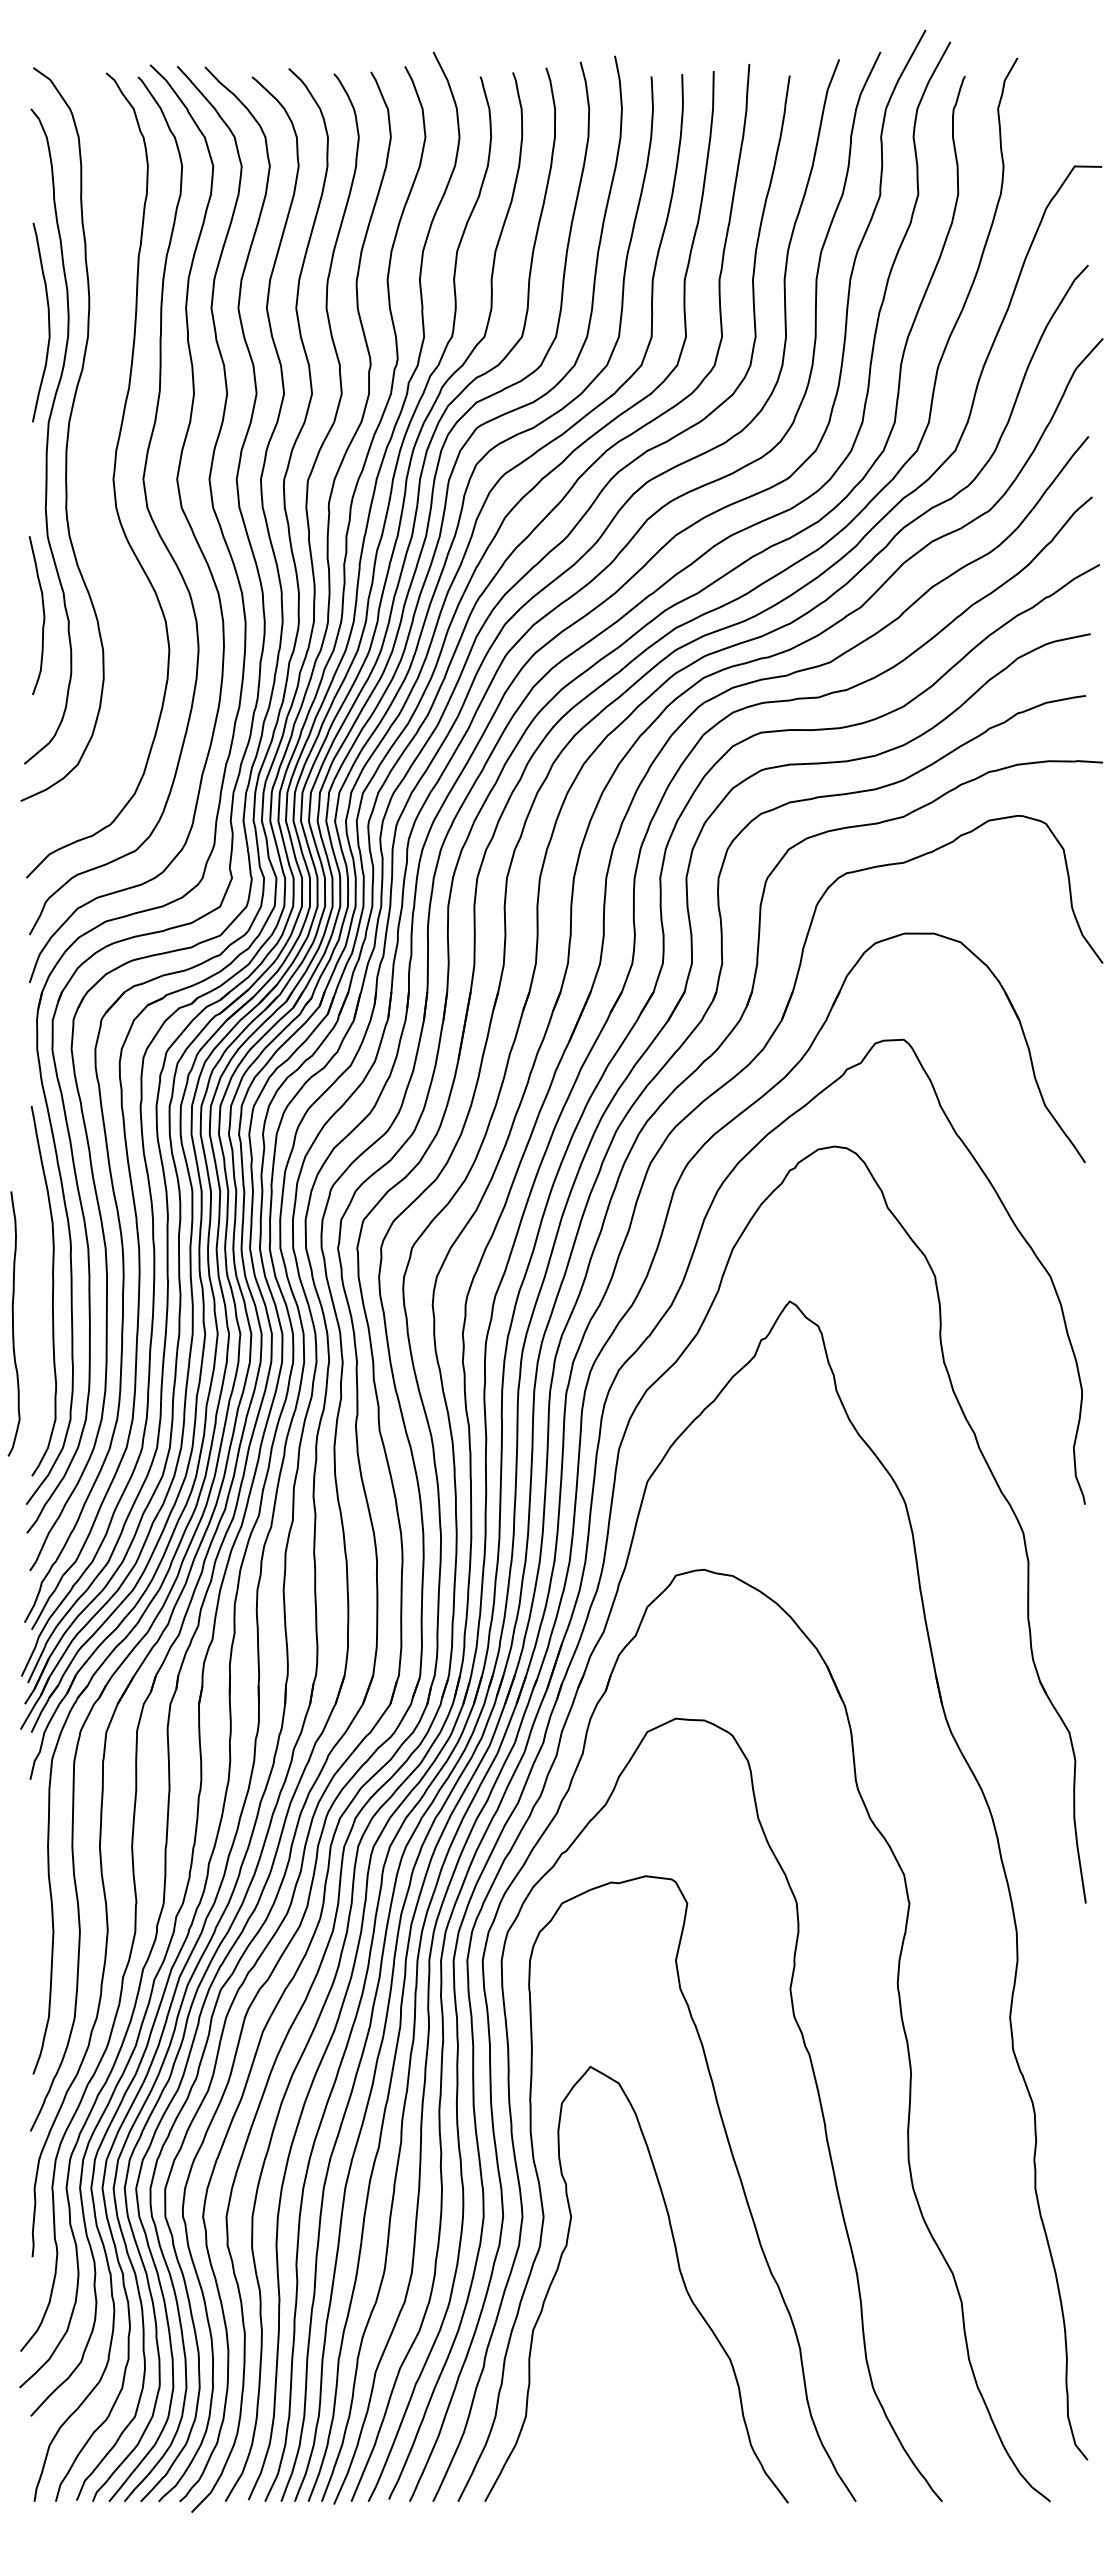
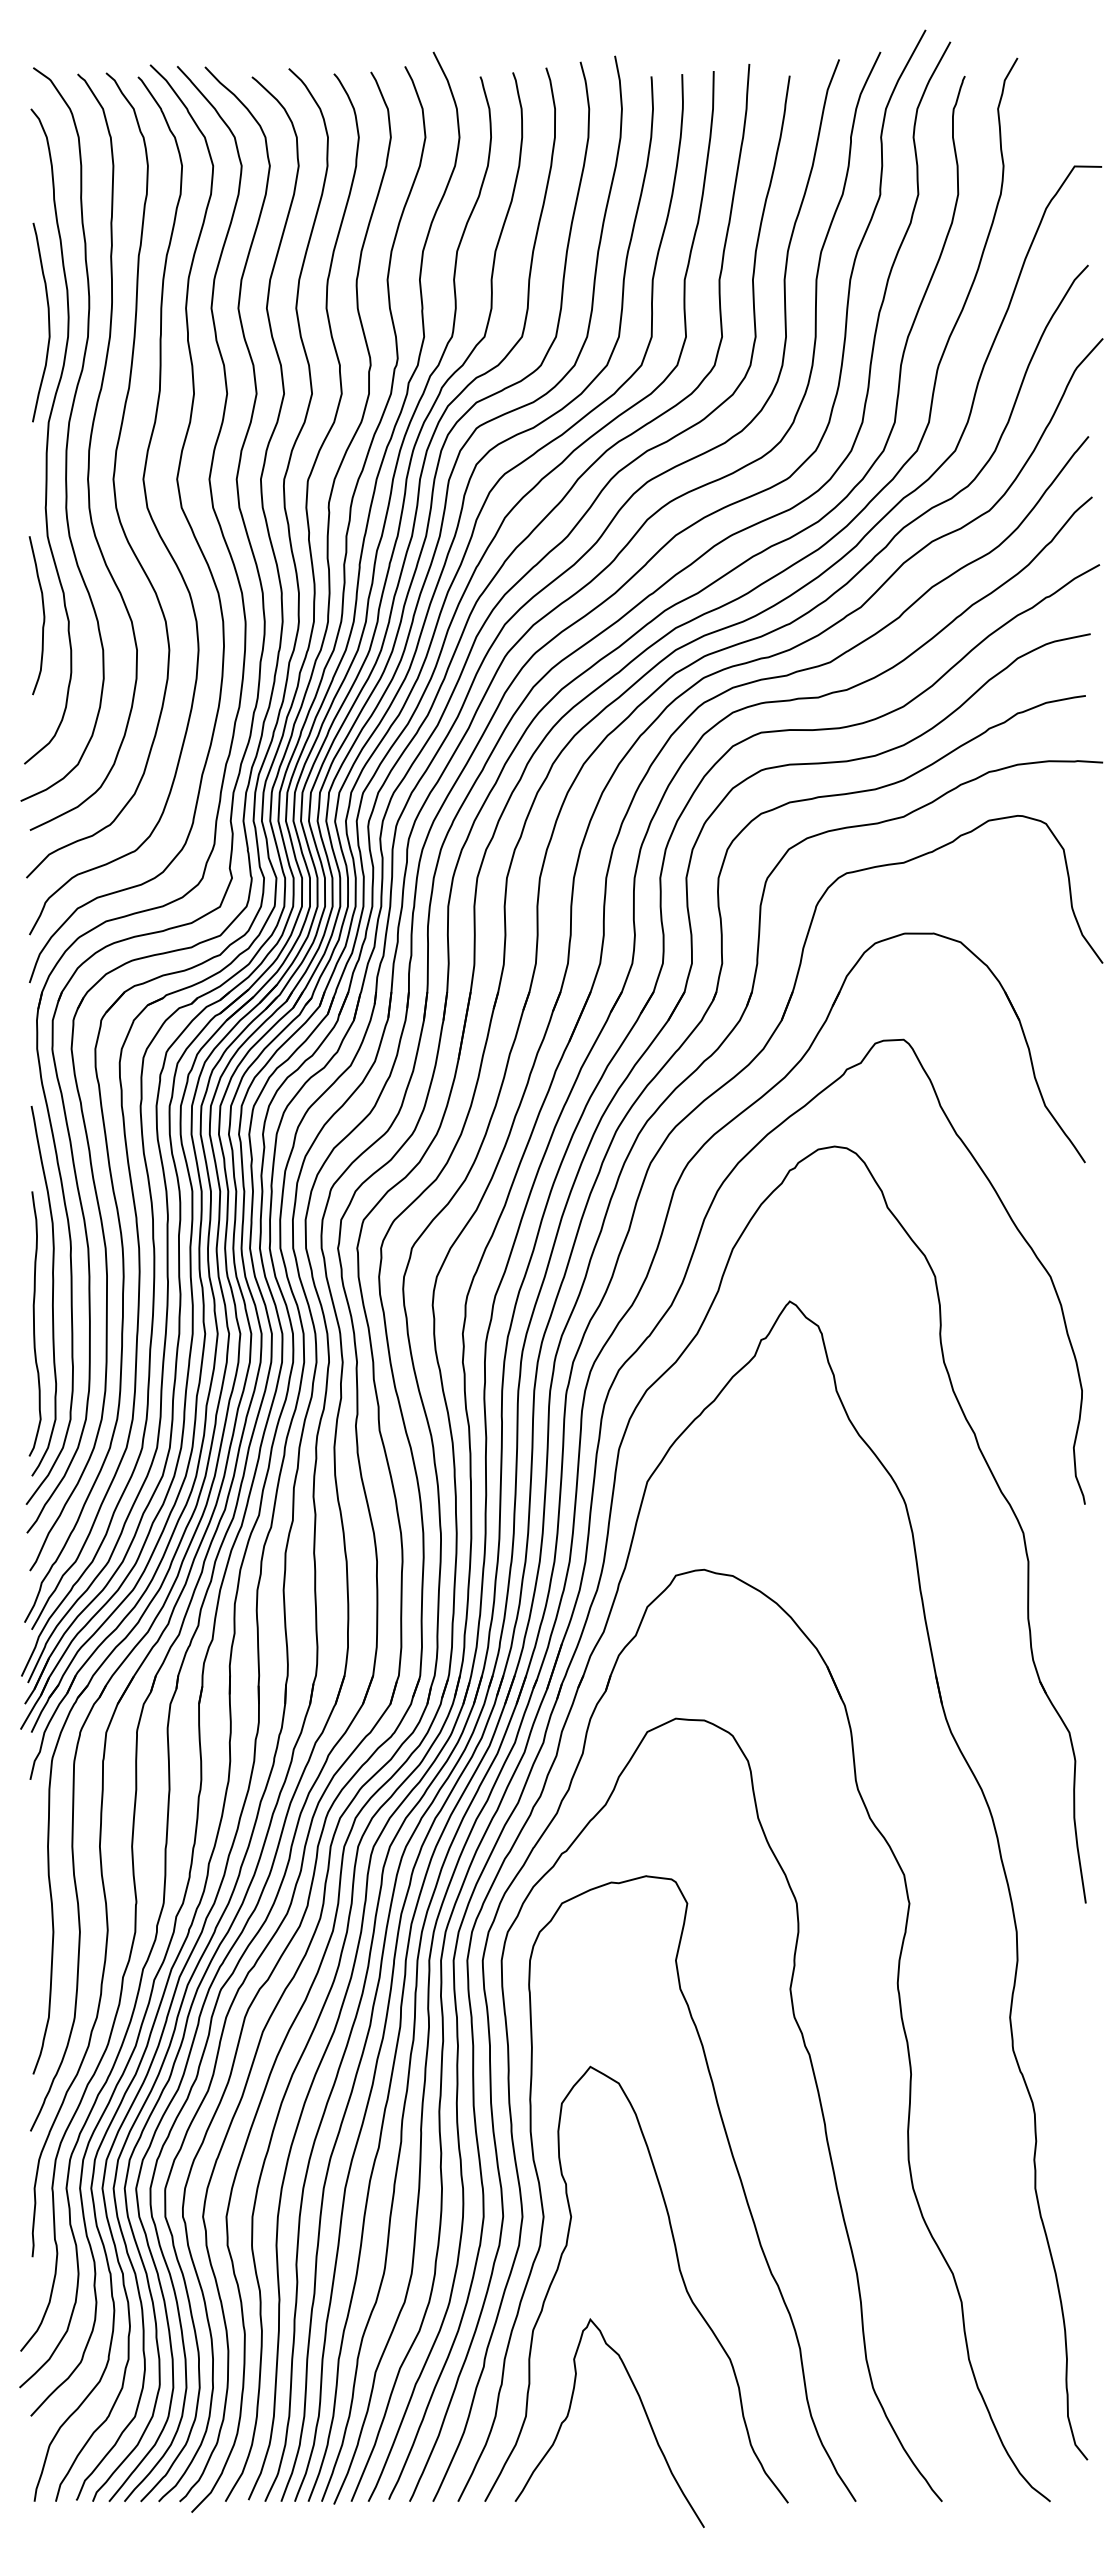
curve: none -> present (88, 451)
curve position: (13, 1323) -> (34, 1323) (34, 1323)
curve: none -> present (642, 2407)
